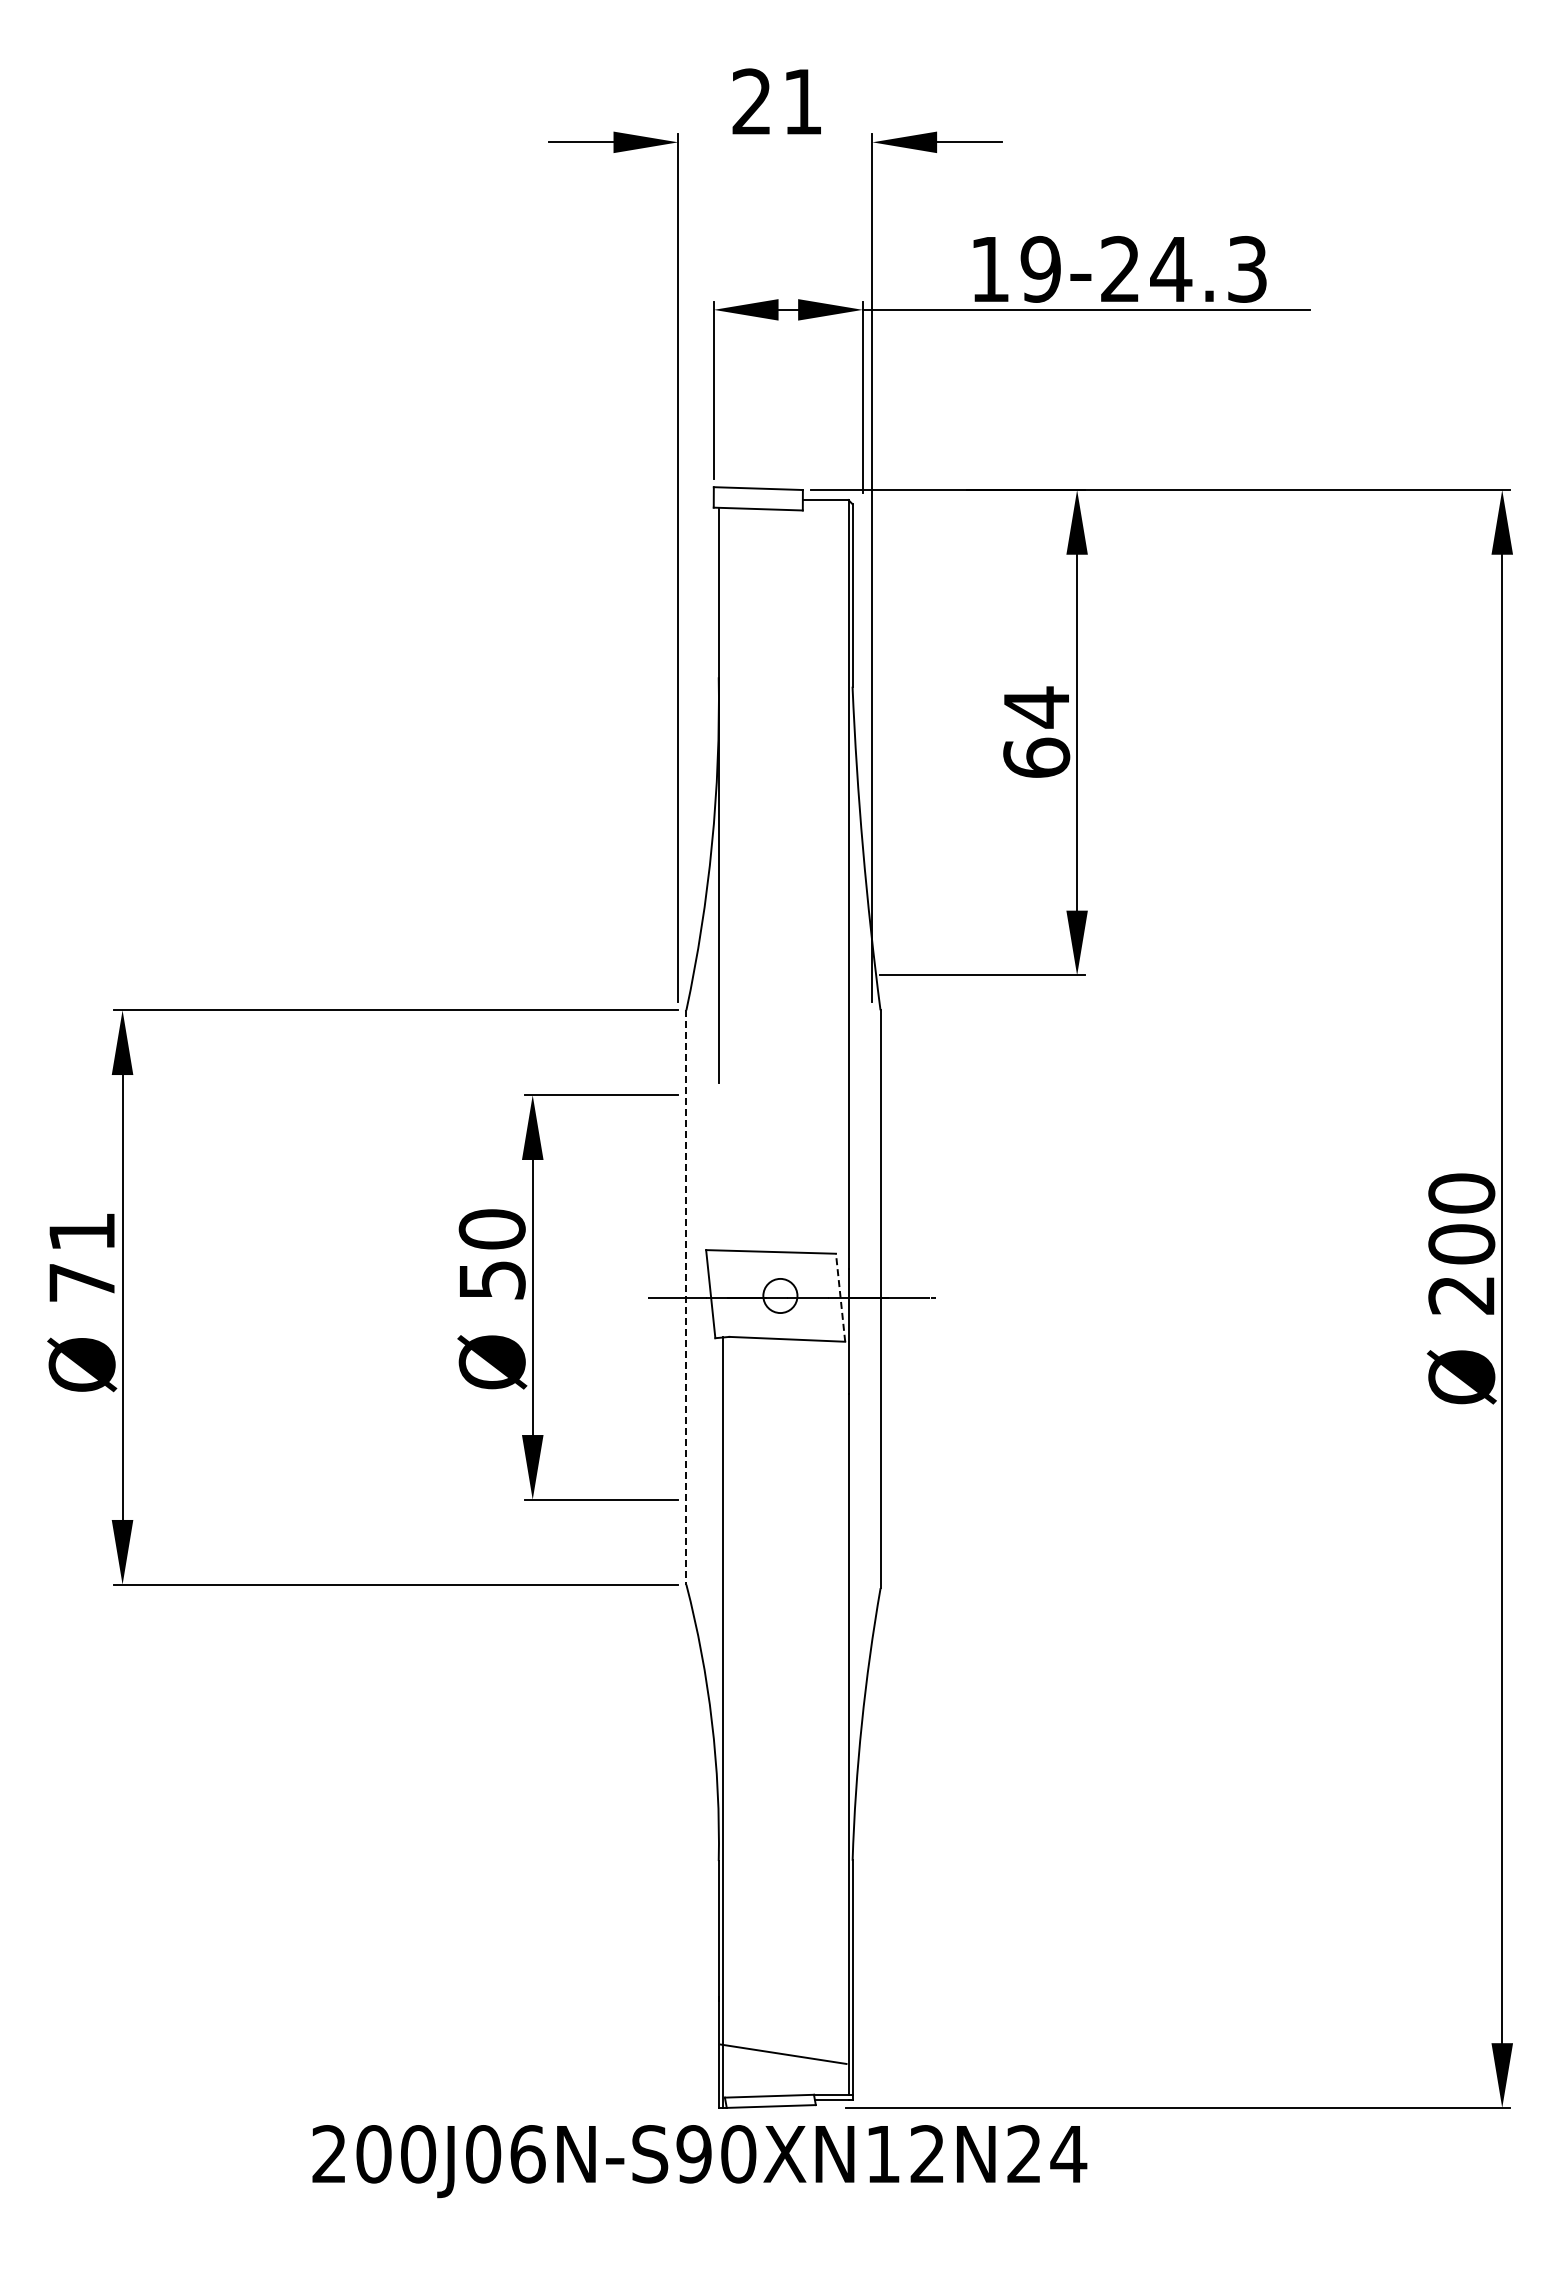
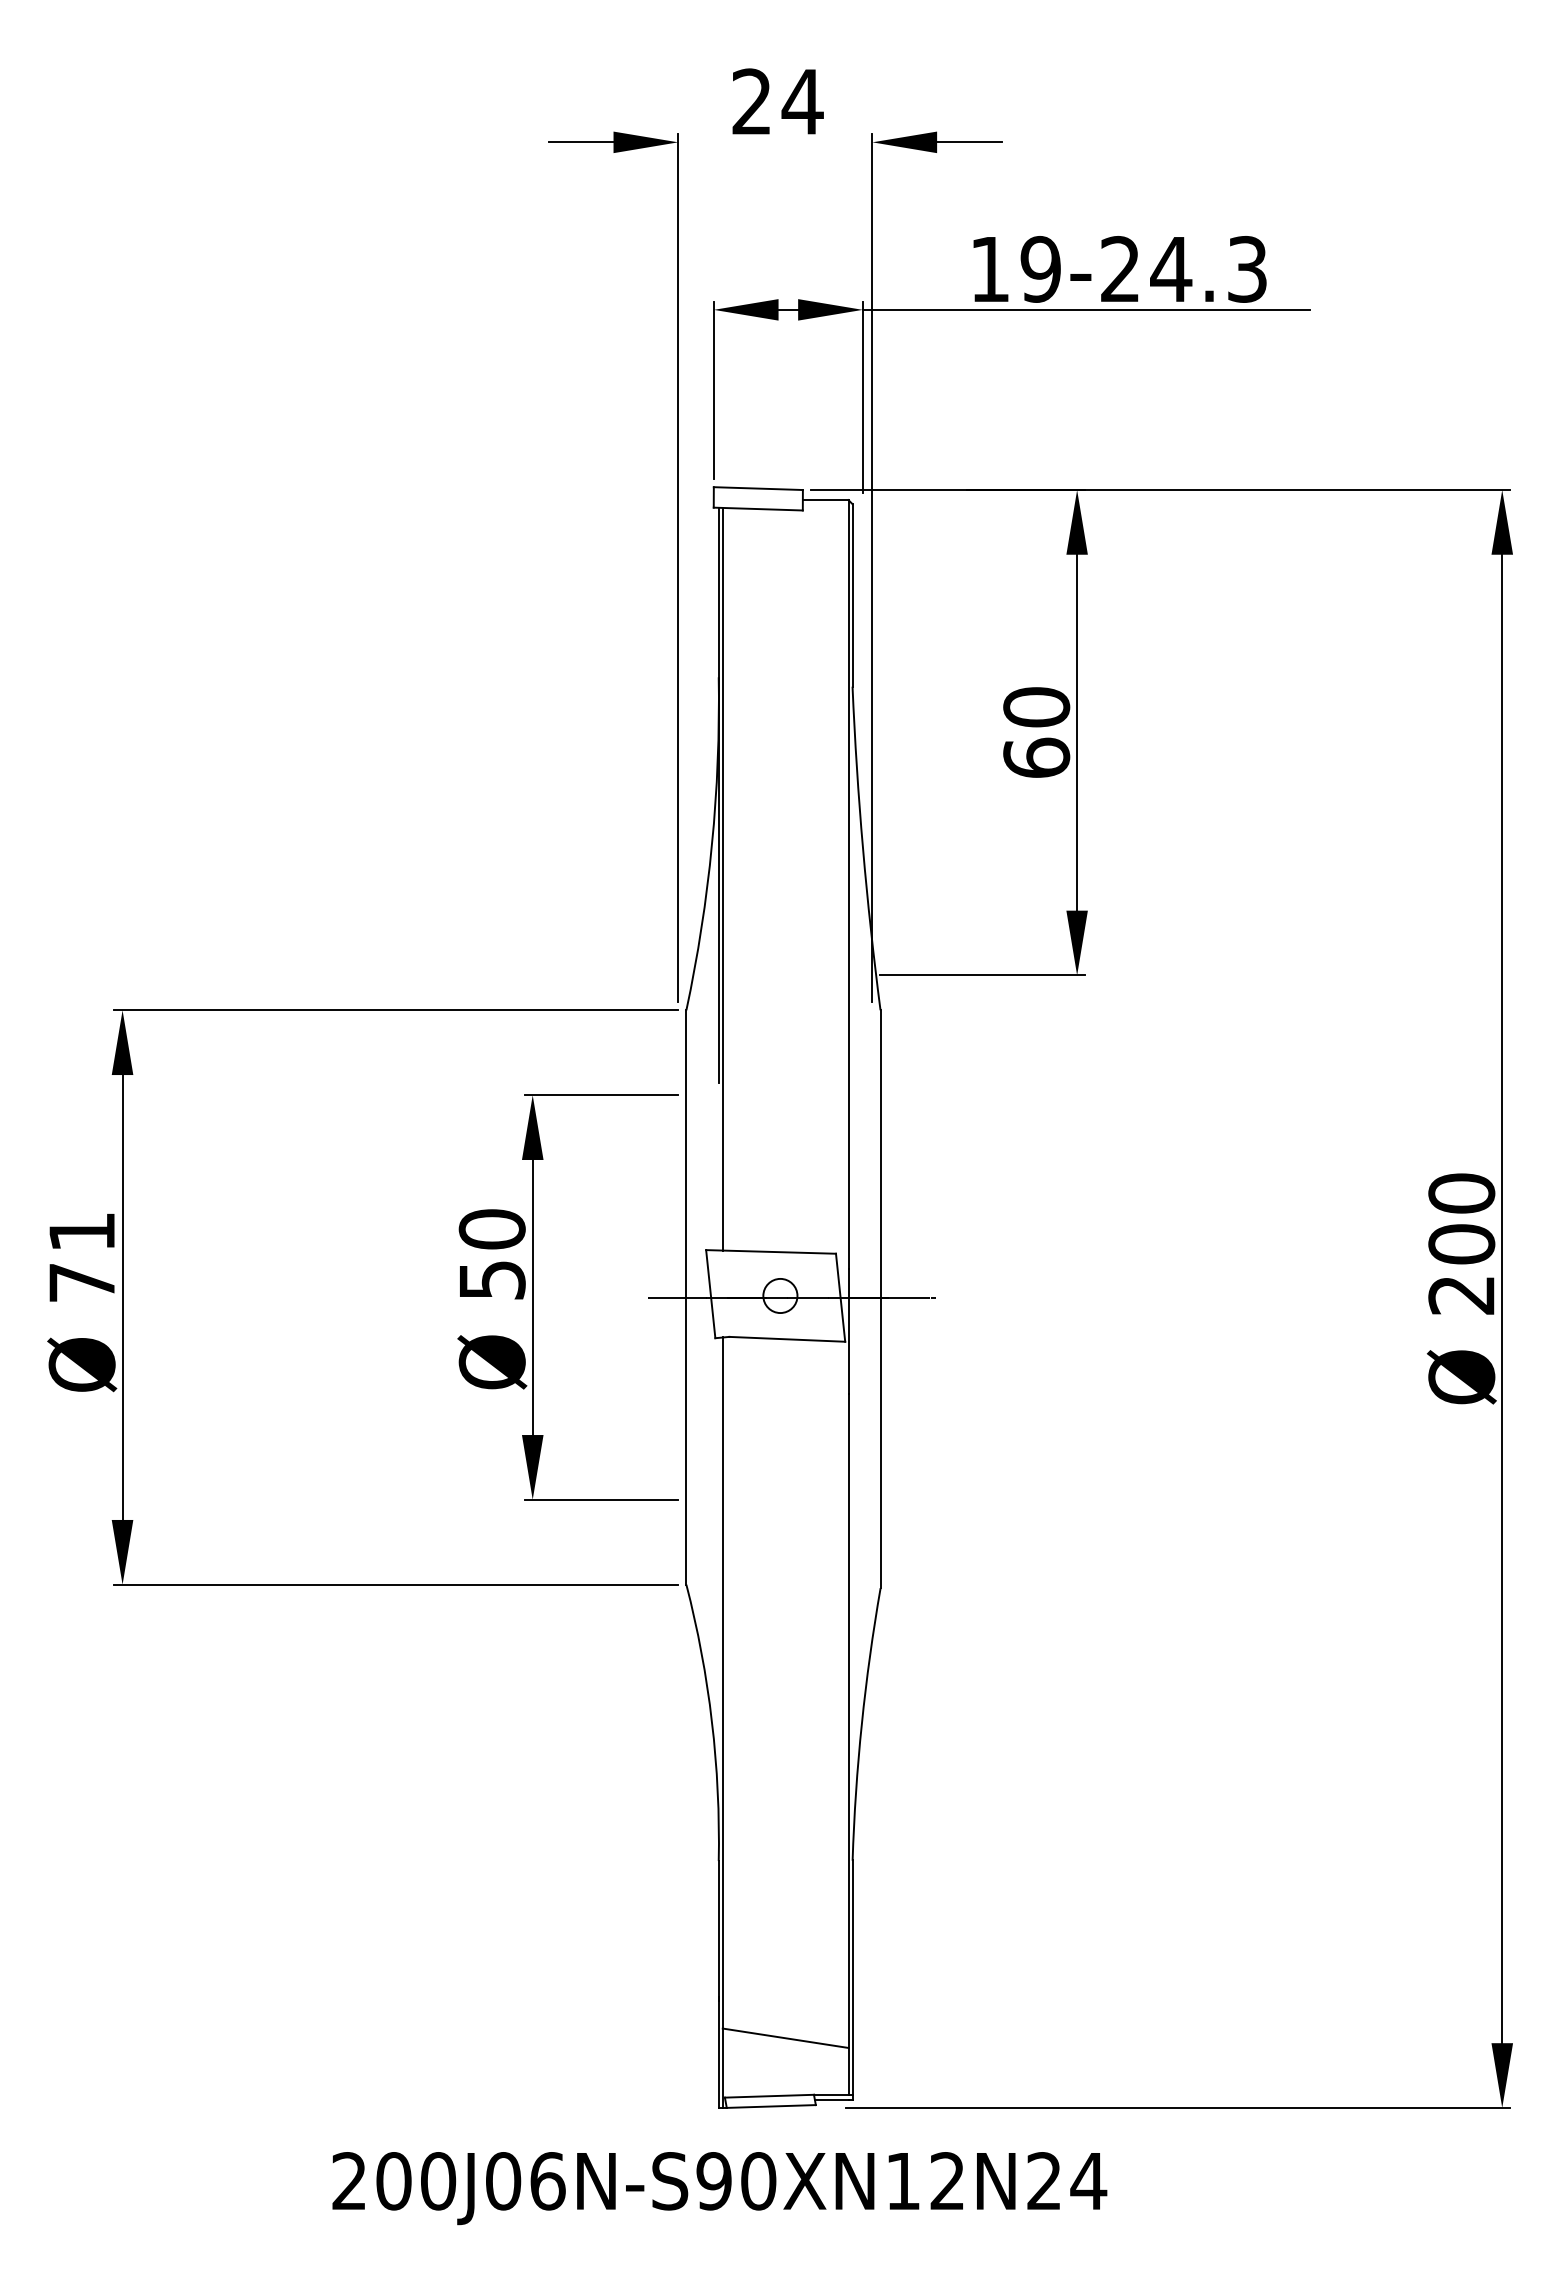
text: 21 -> 24 (802, 101)
text: 64 -> 60 (1036, 707)
line: none -> present (722, 878)
line: dashed -> solid (840, 1297)
line: dashed -> solid (686, 1298)
line position: (783, 2053) -> (785, 2037) (785, 2037)
text position: (699, 2161) -> (719, 2188) (719, 2188)
